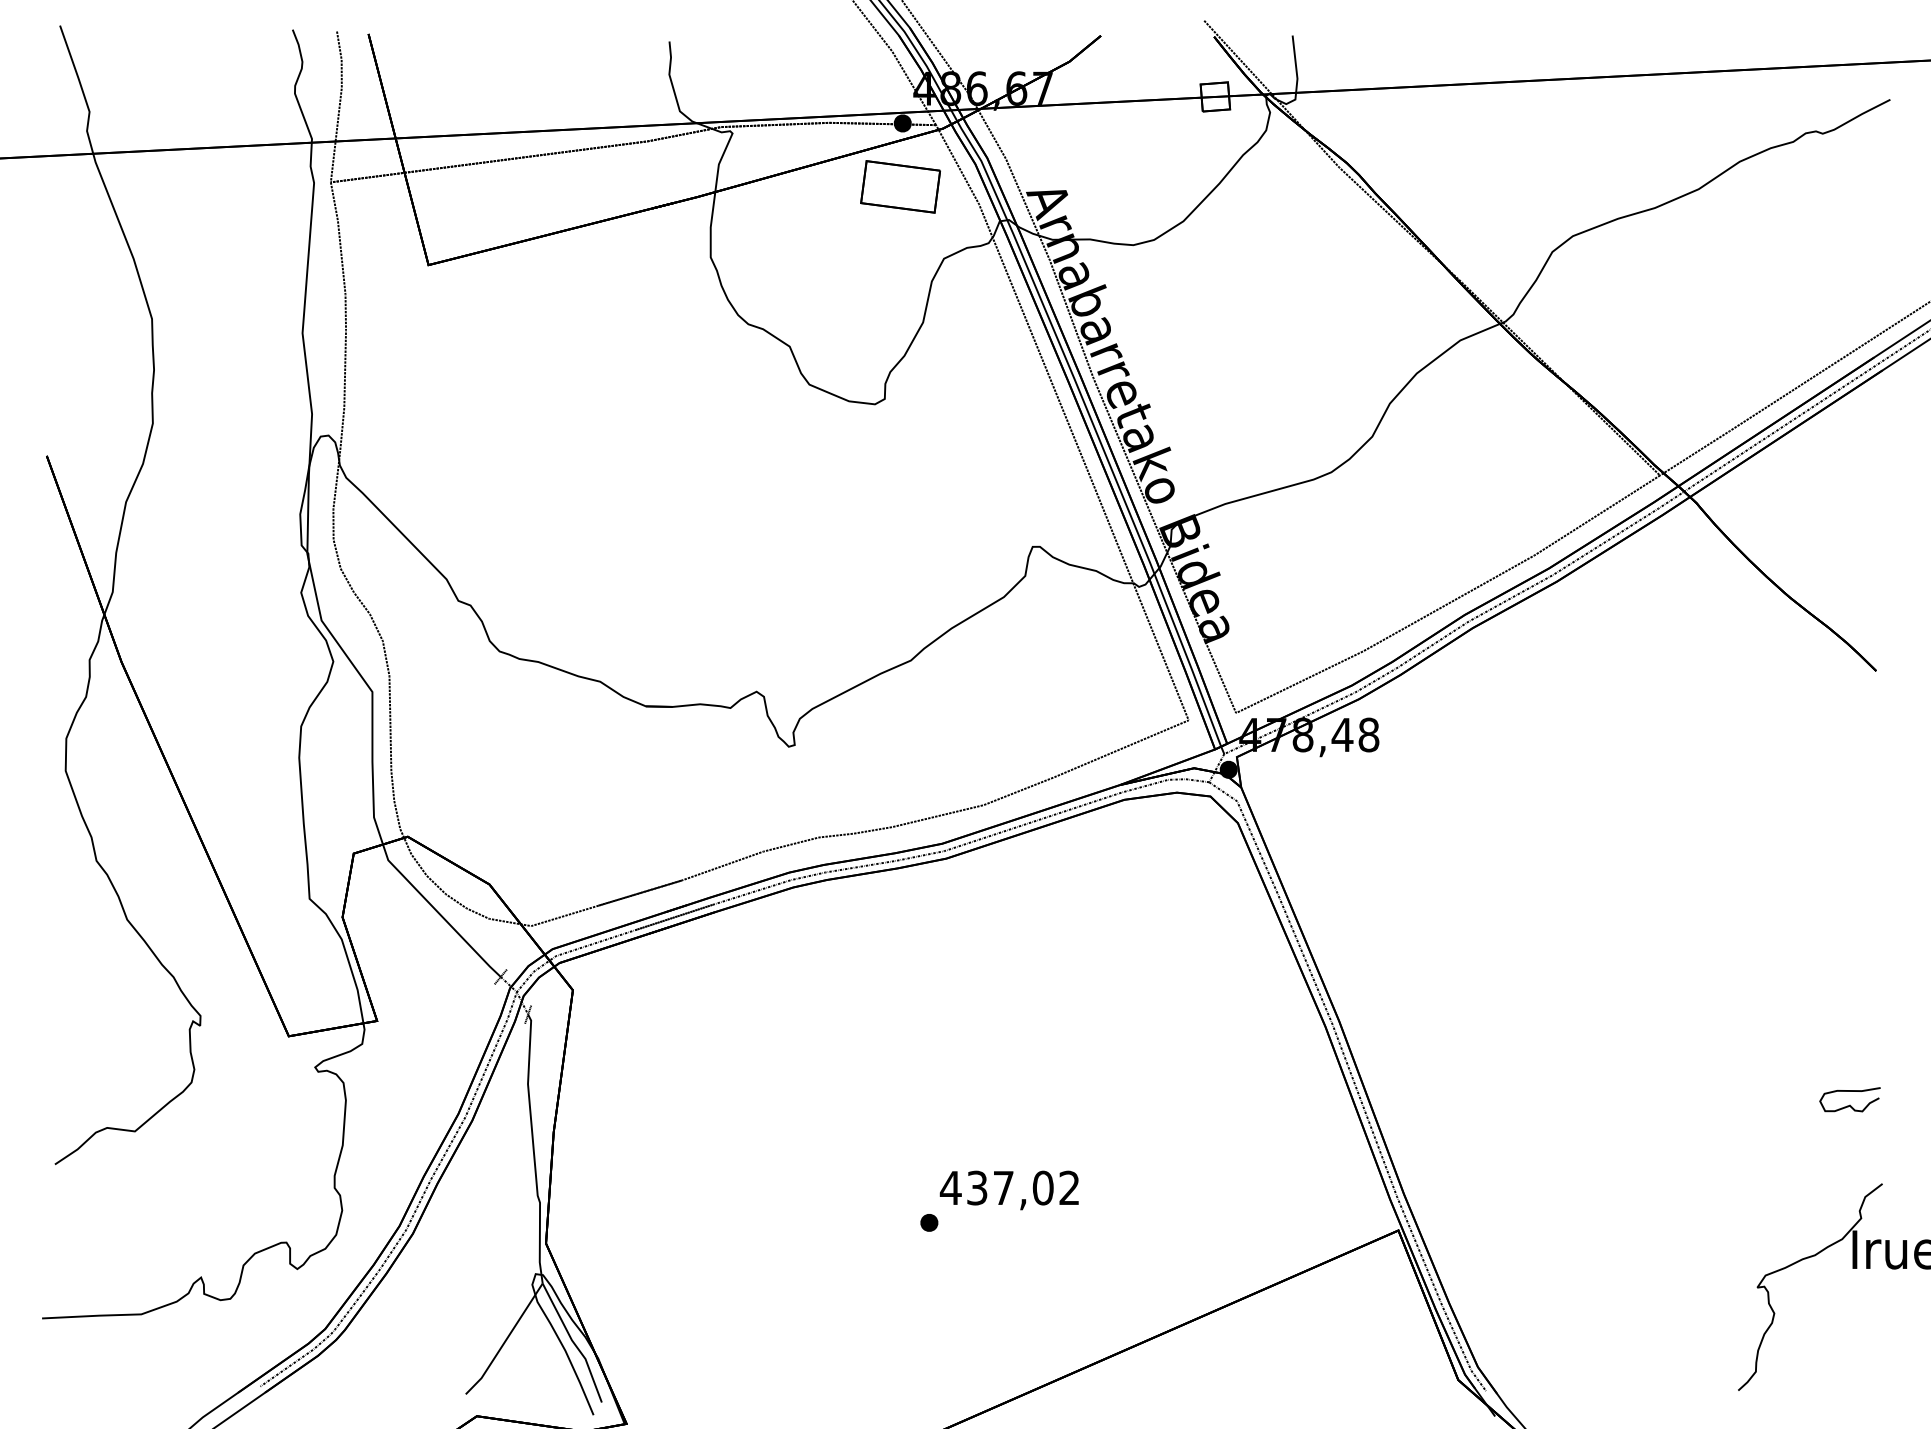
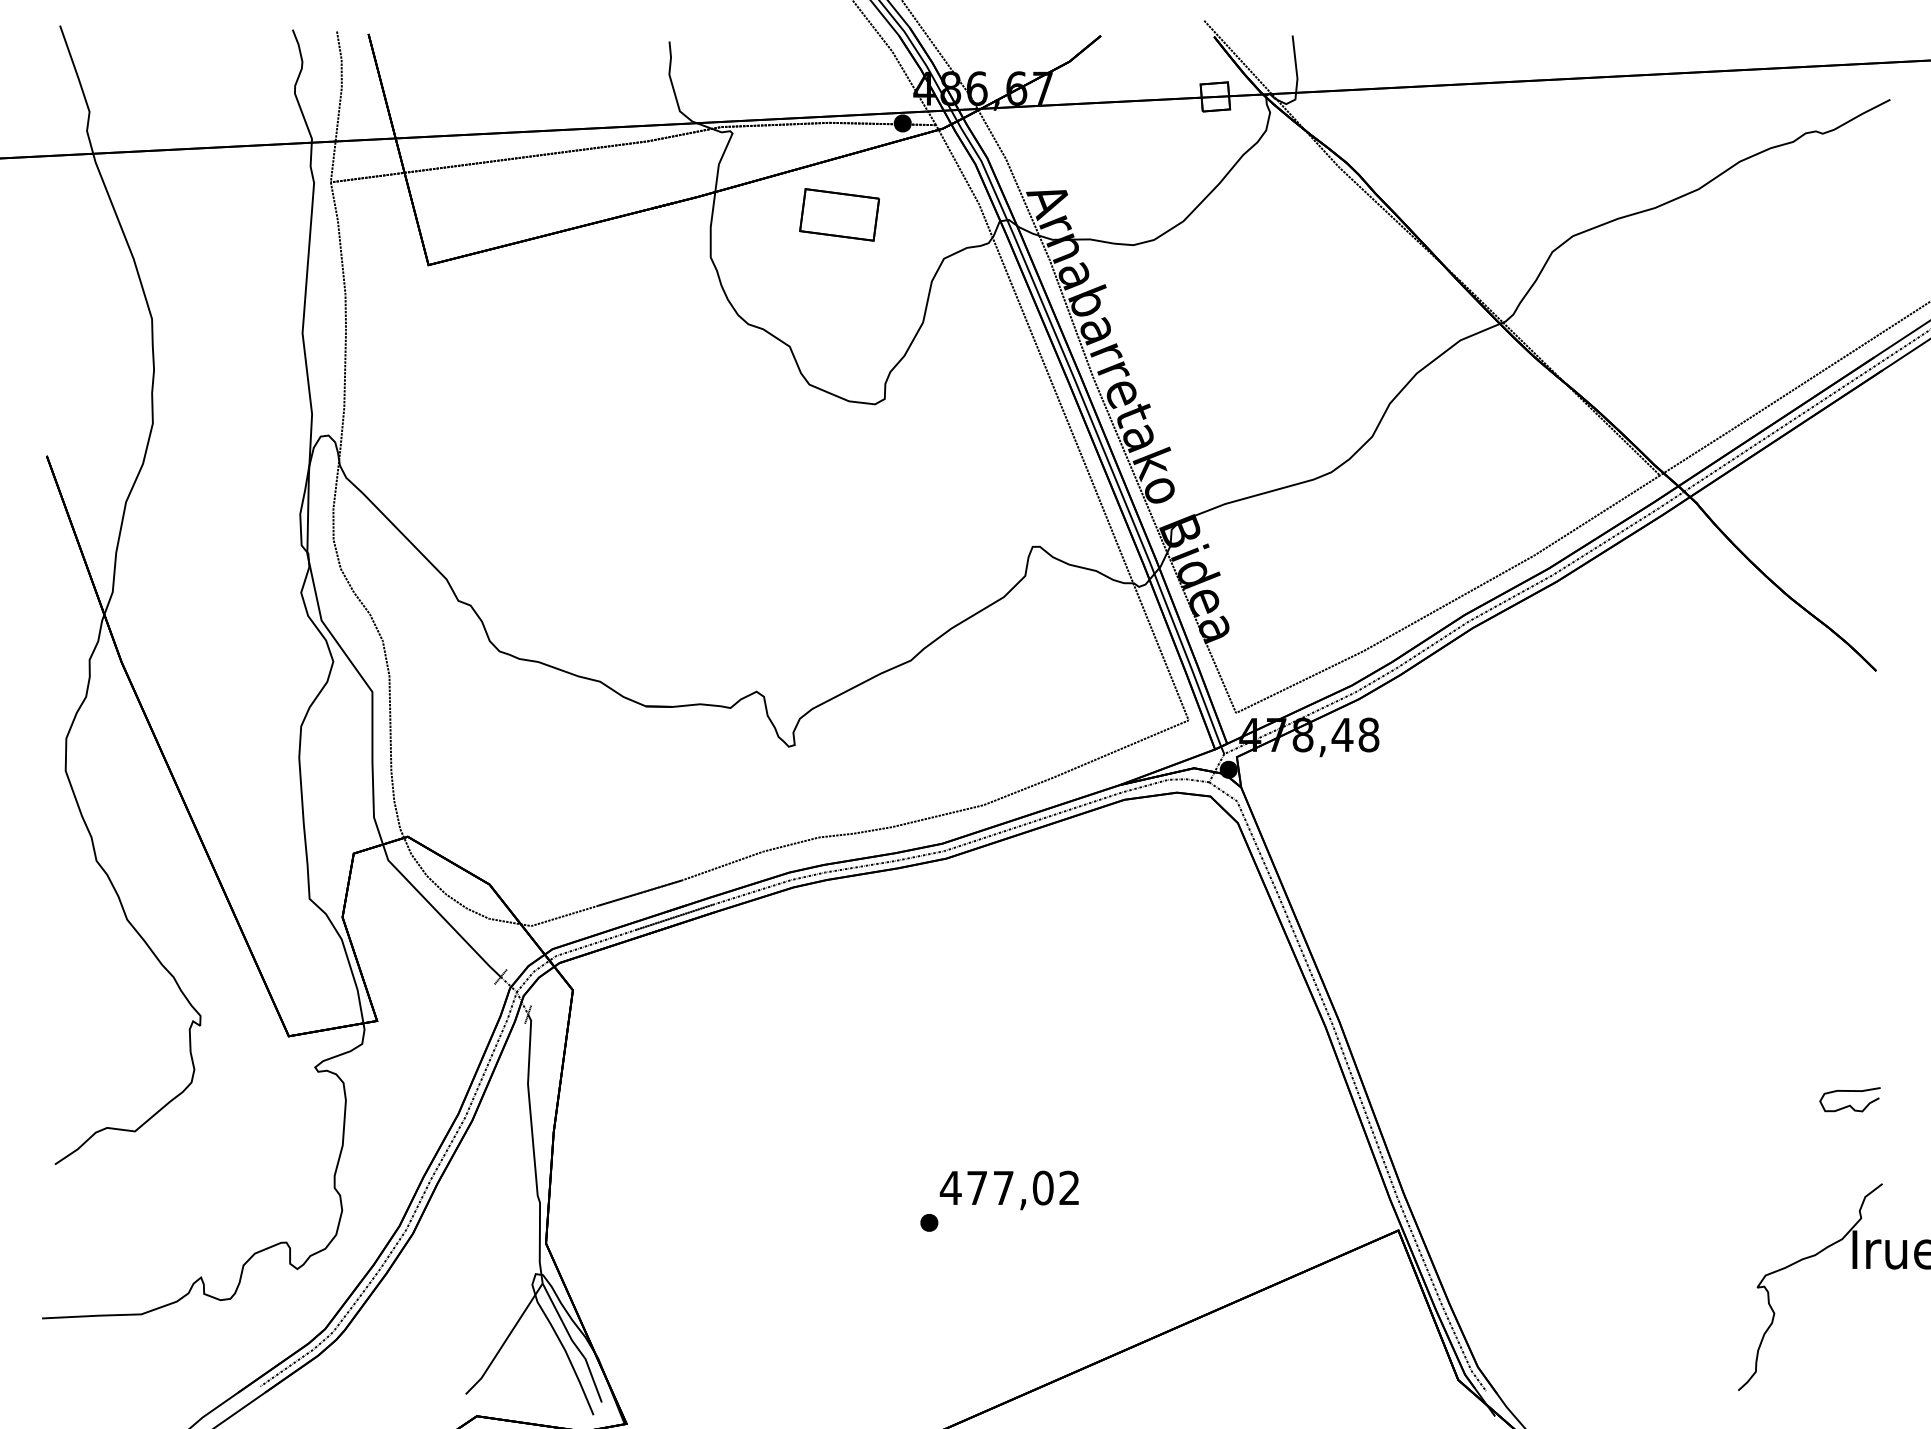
part position: (900, 186) -> (839, 214) (839, 214)
text: 437,02 -> 477,02 (977, 1187)
